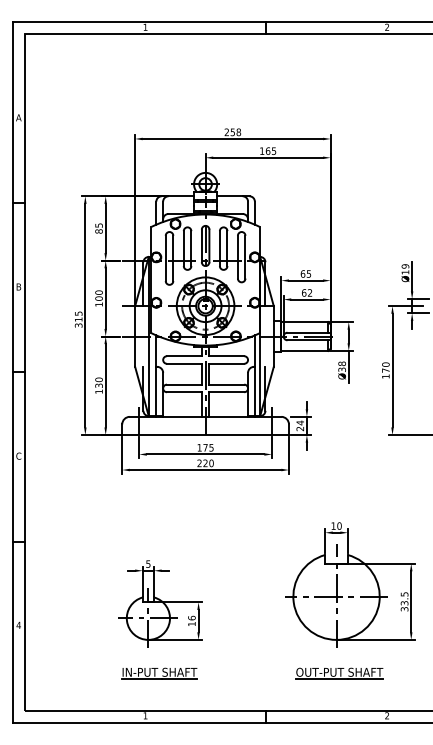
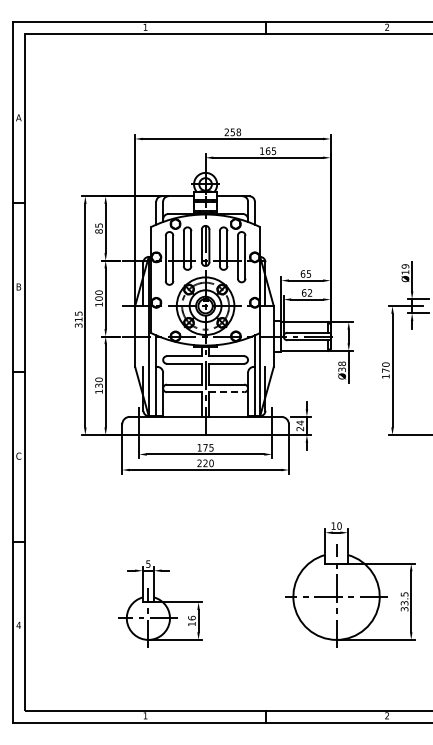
line: solid -> dashed (227, 392)
part: present -> none (159, 673)
part: present -> none (339, 673)
